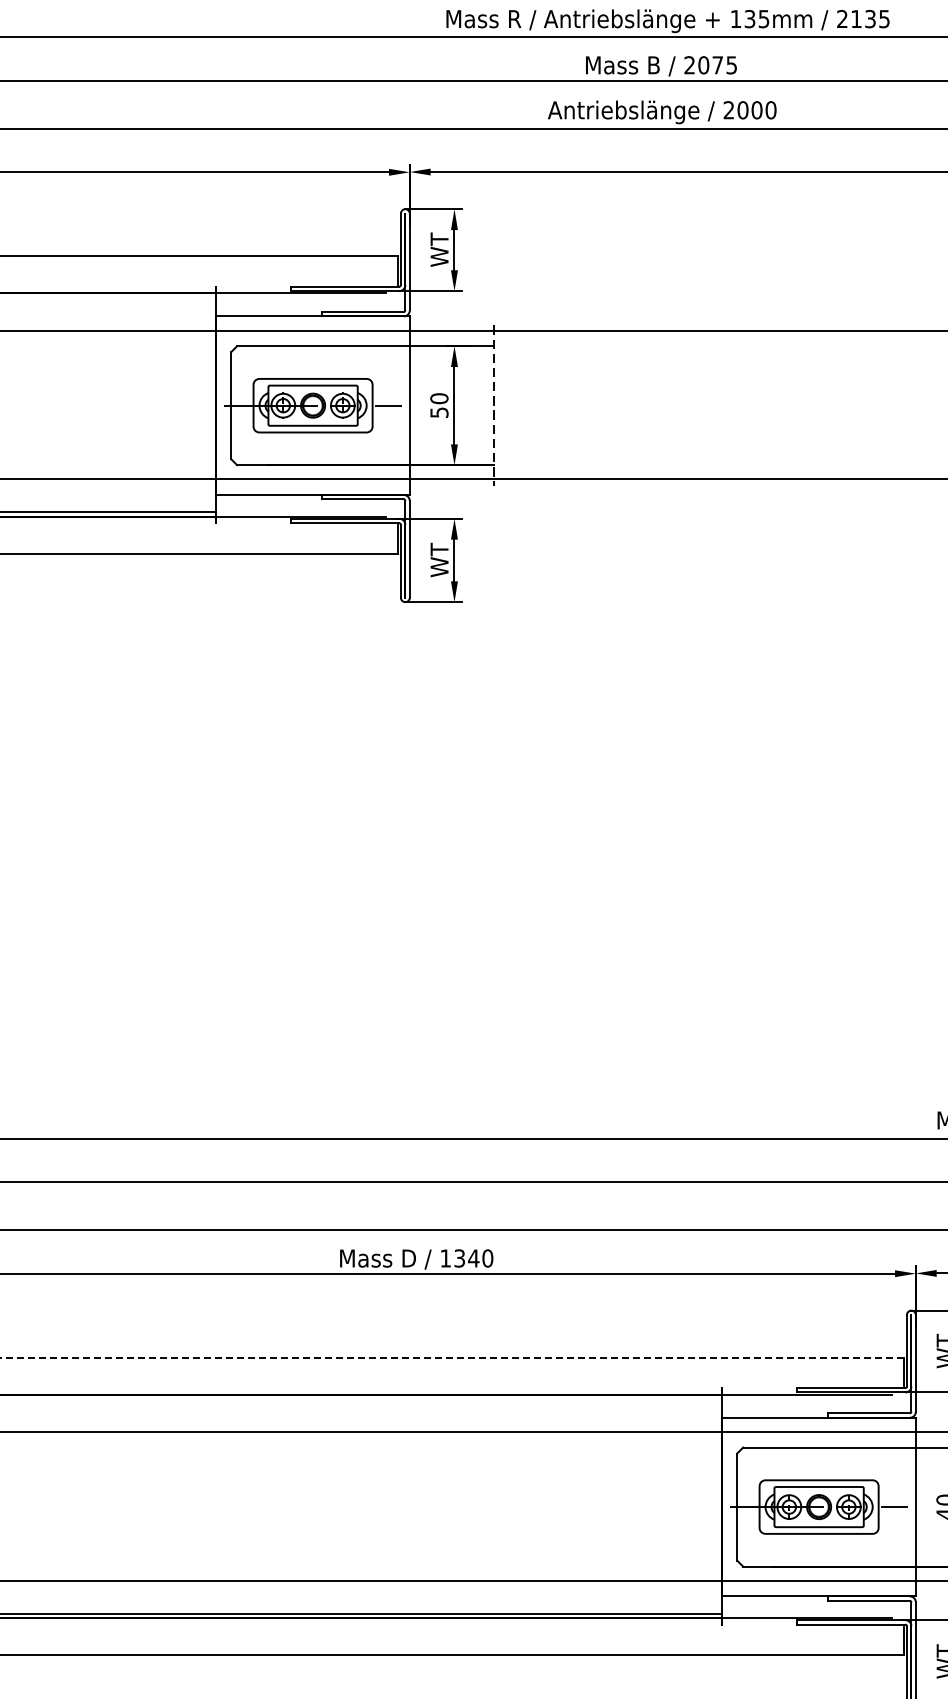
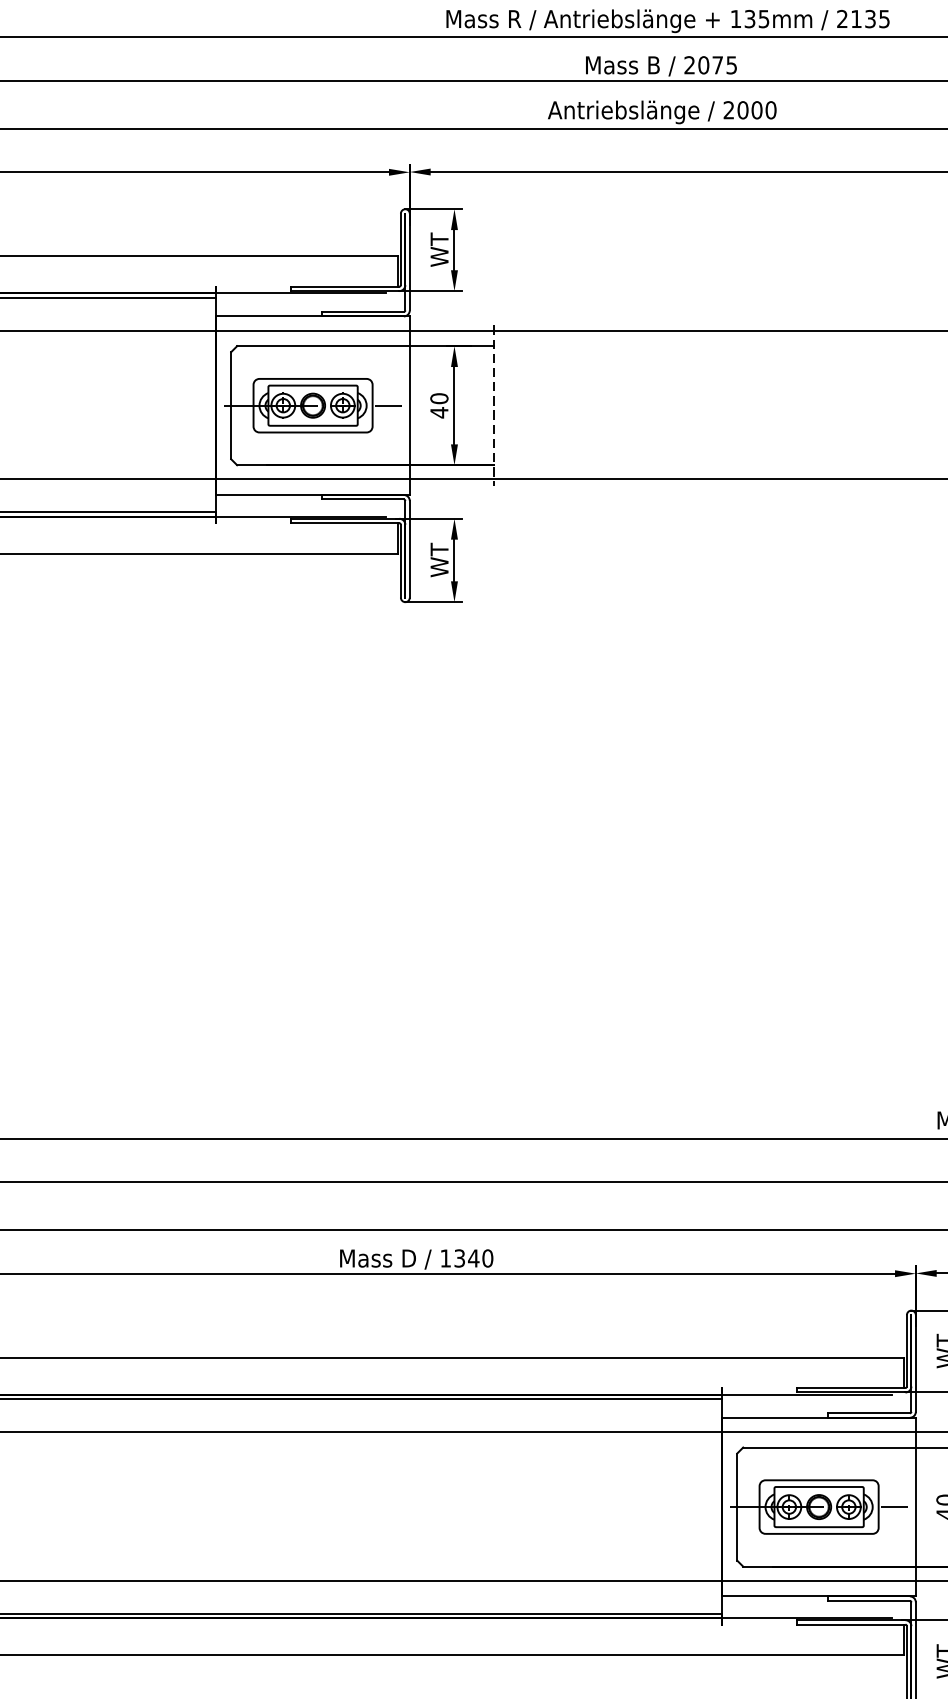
line: none -> present (109, 297)
text: 50 -> 40 (439, 412)
line: dashed -> solid (452, 1357)
line: none -> present (362, 1399)
